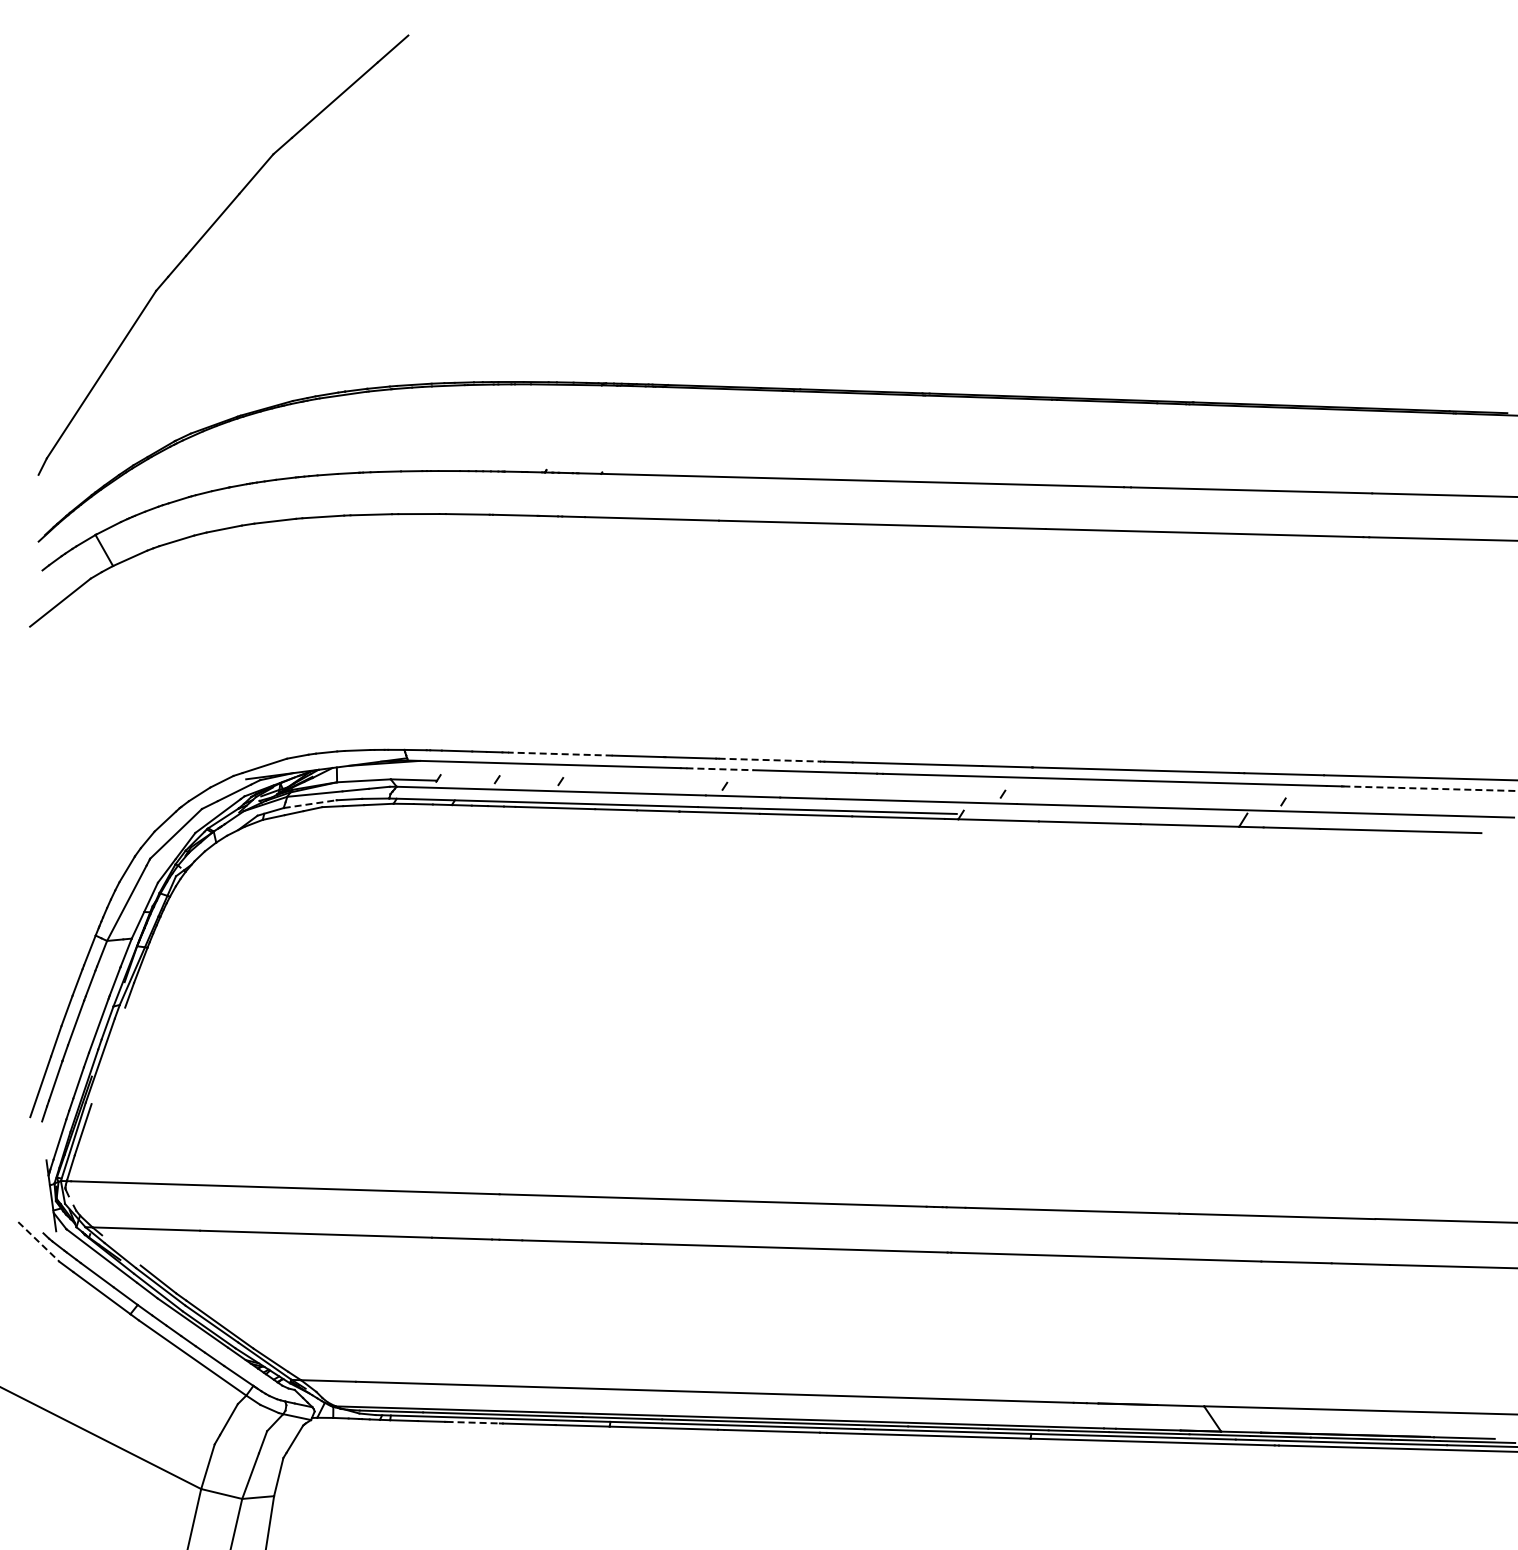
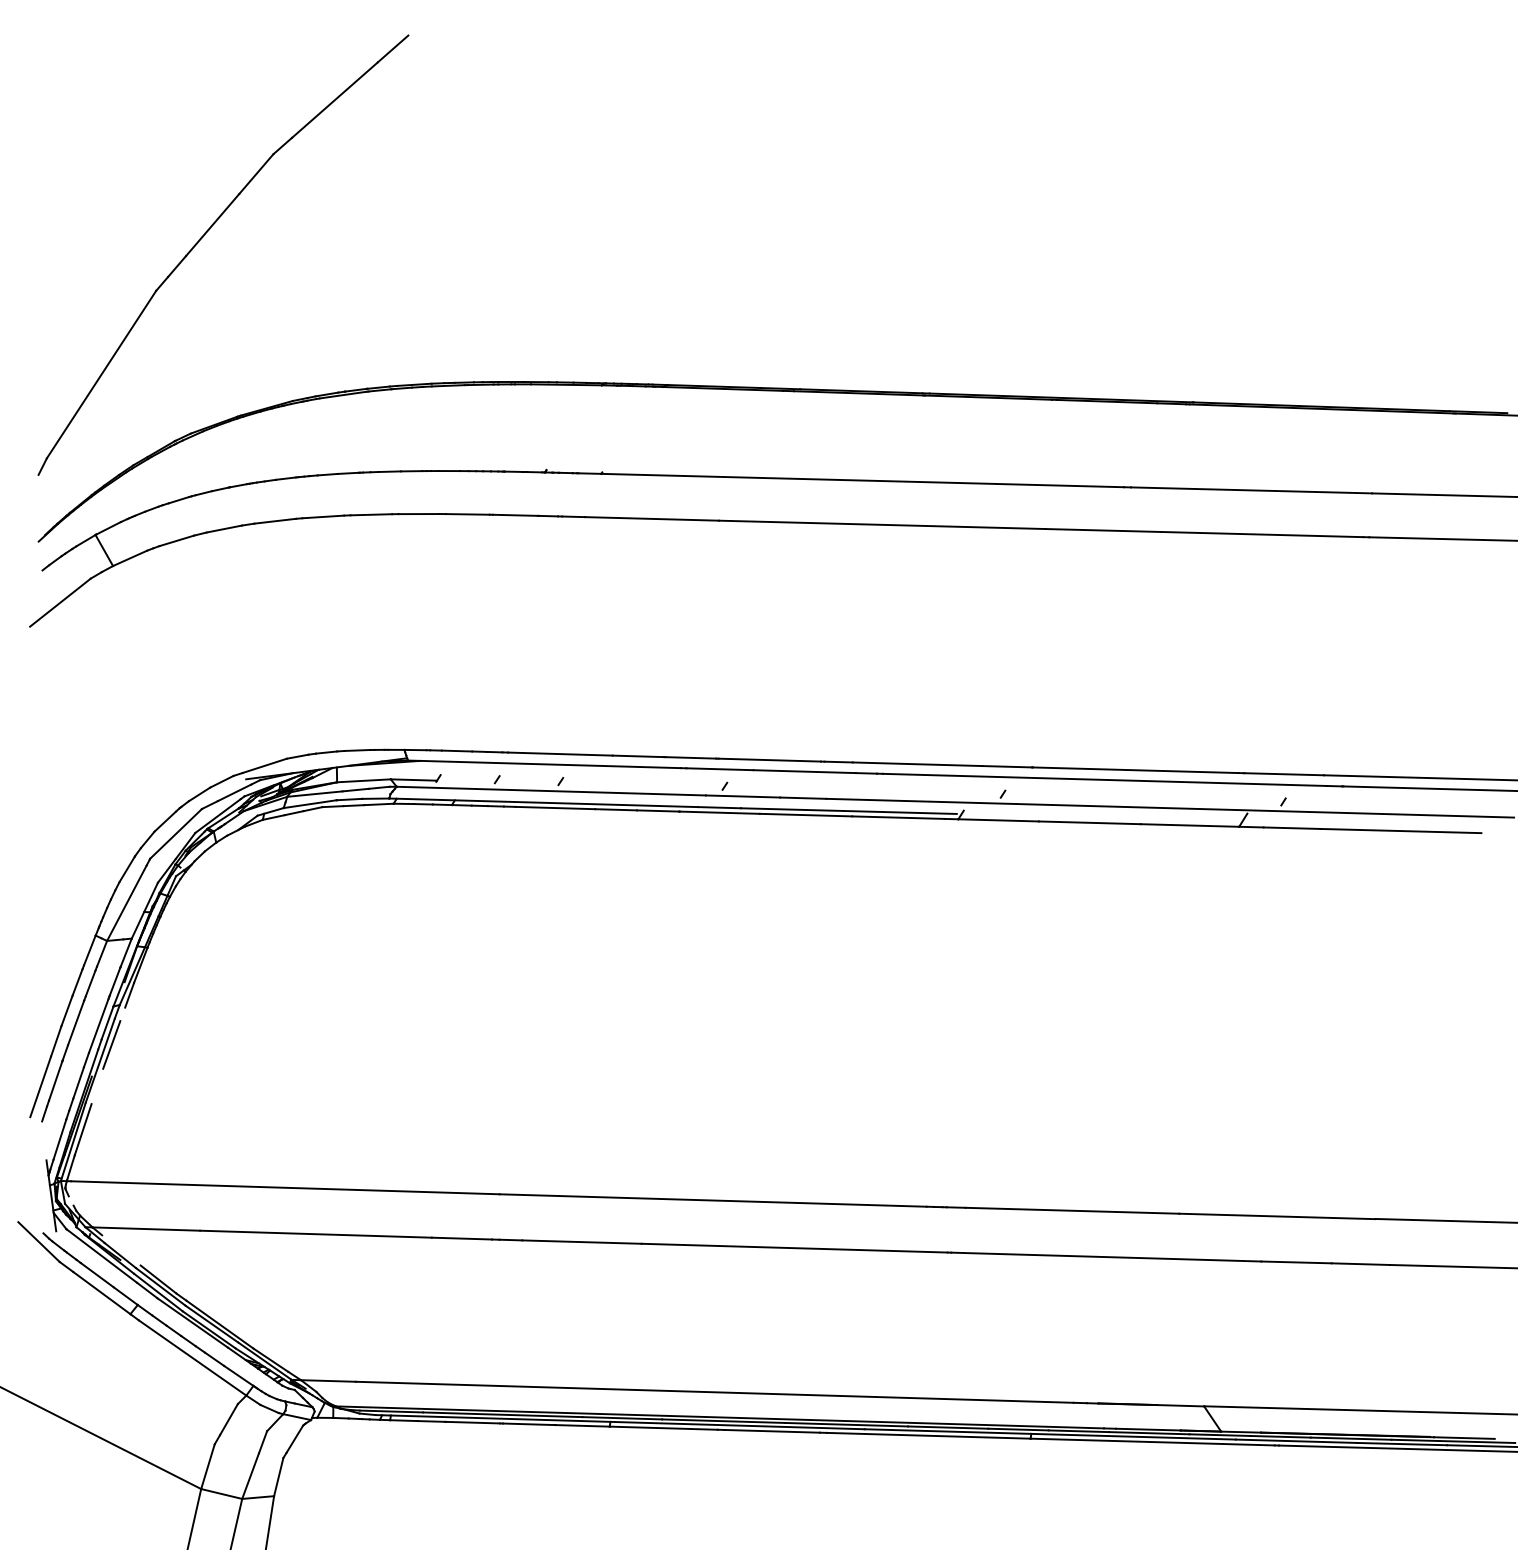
line: dashed -> solid (559, 754)
line: dashed -> solid (770, 760)
line: dashed -> solid (719, 769)
line: dashed -> solid (1431, 788)
line: dashed -> solid (310, 804)
line: none -> present (111, 1044)
line: dashed -> solid (38, 1242)
line: dashed -> solid (473, 1422)
